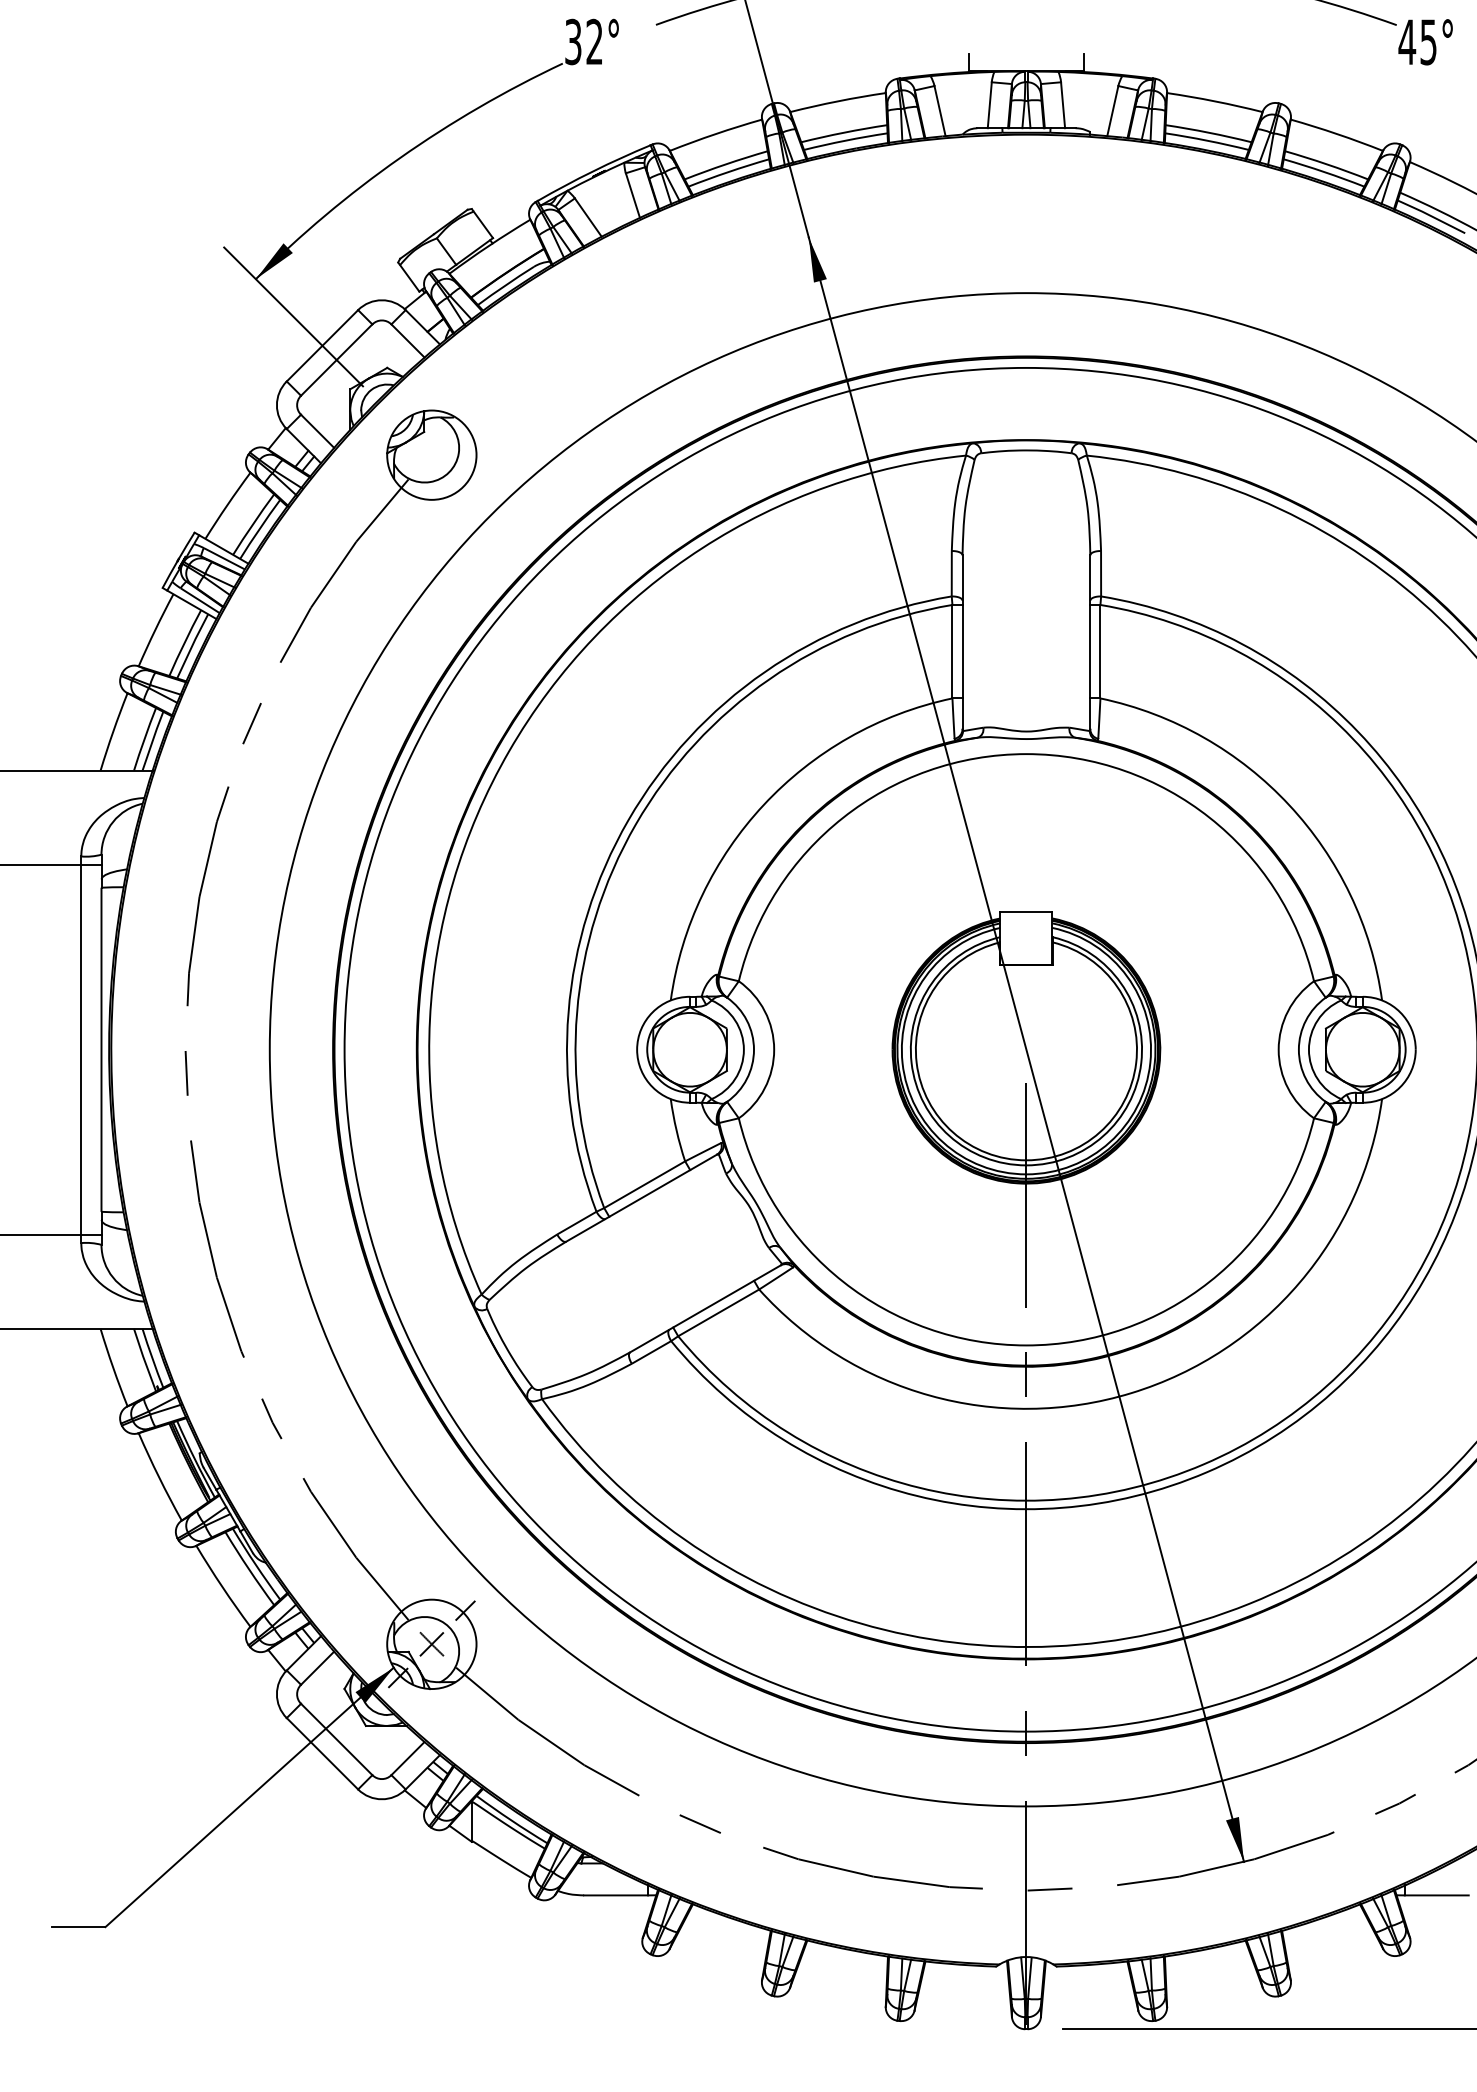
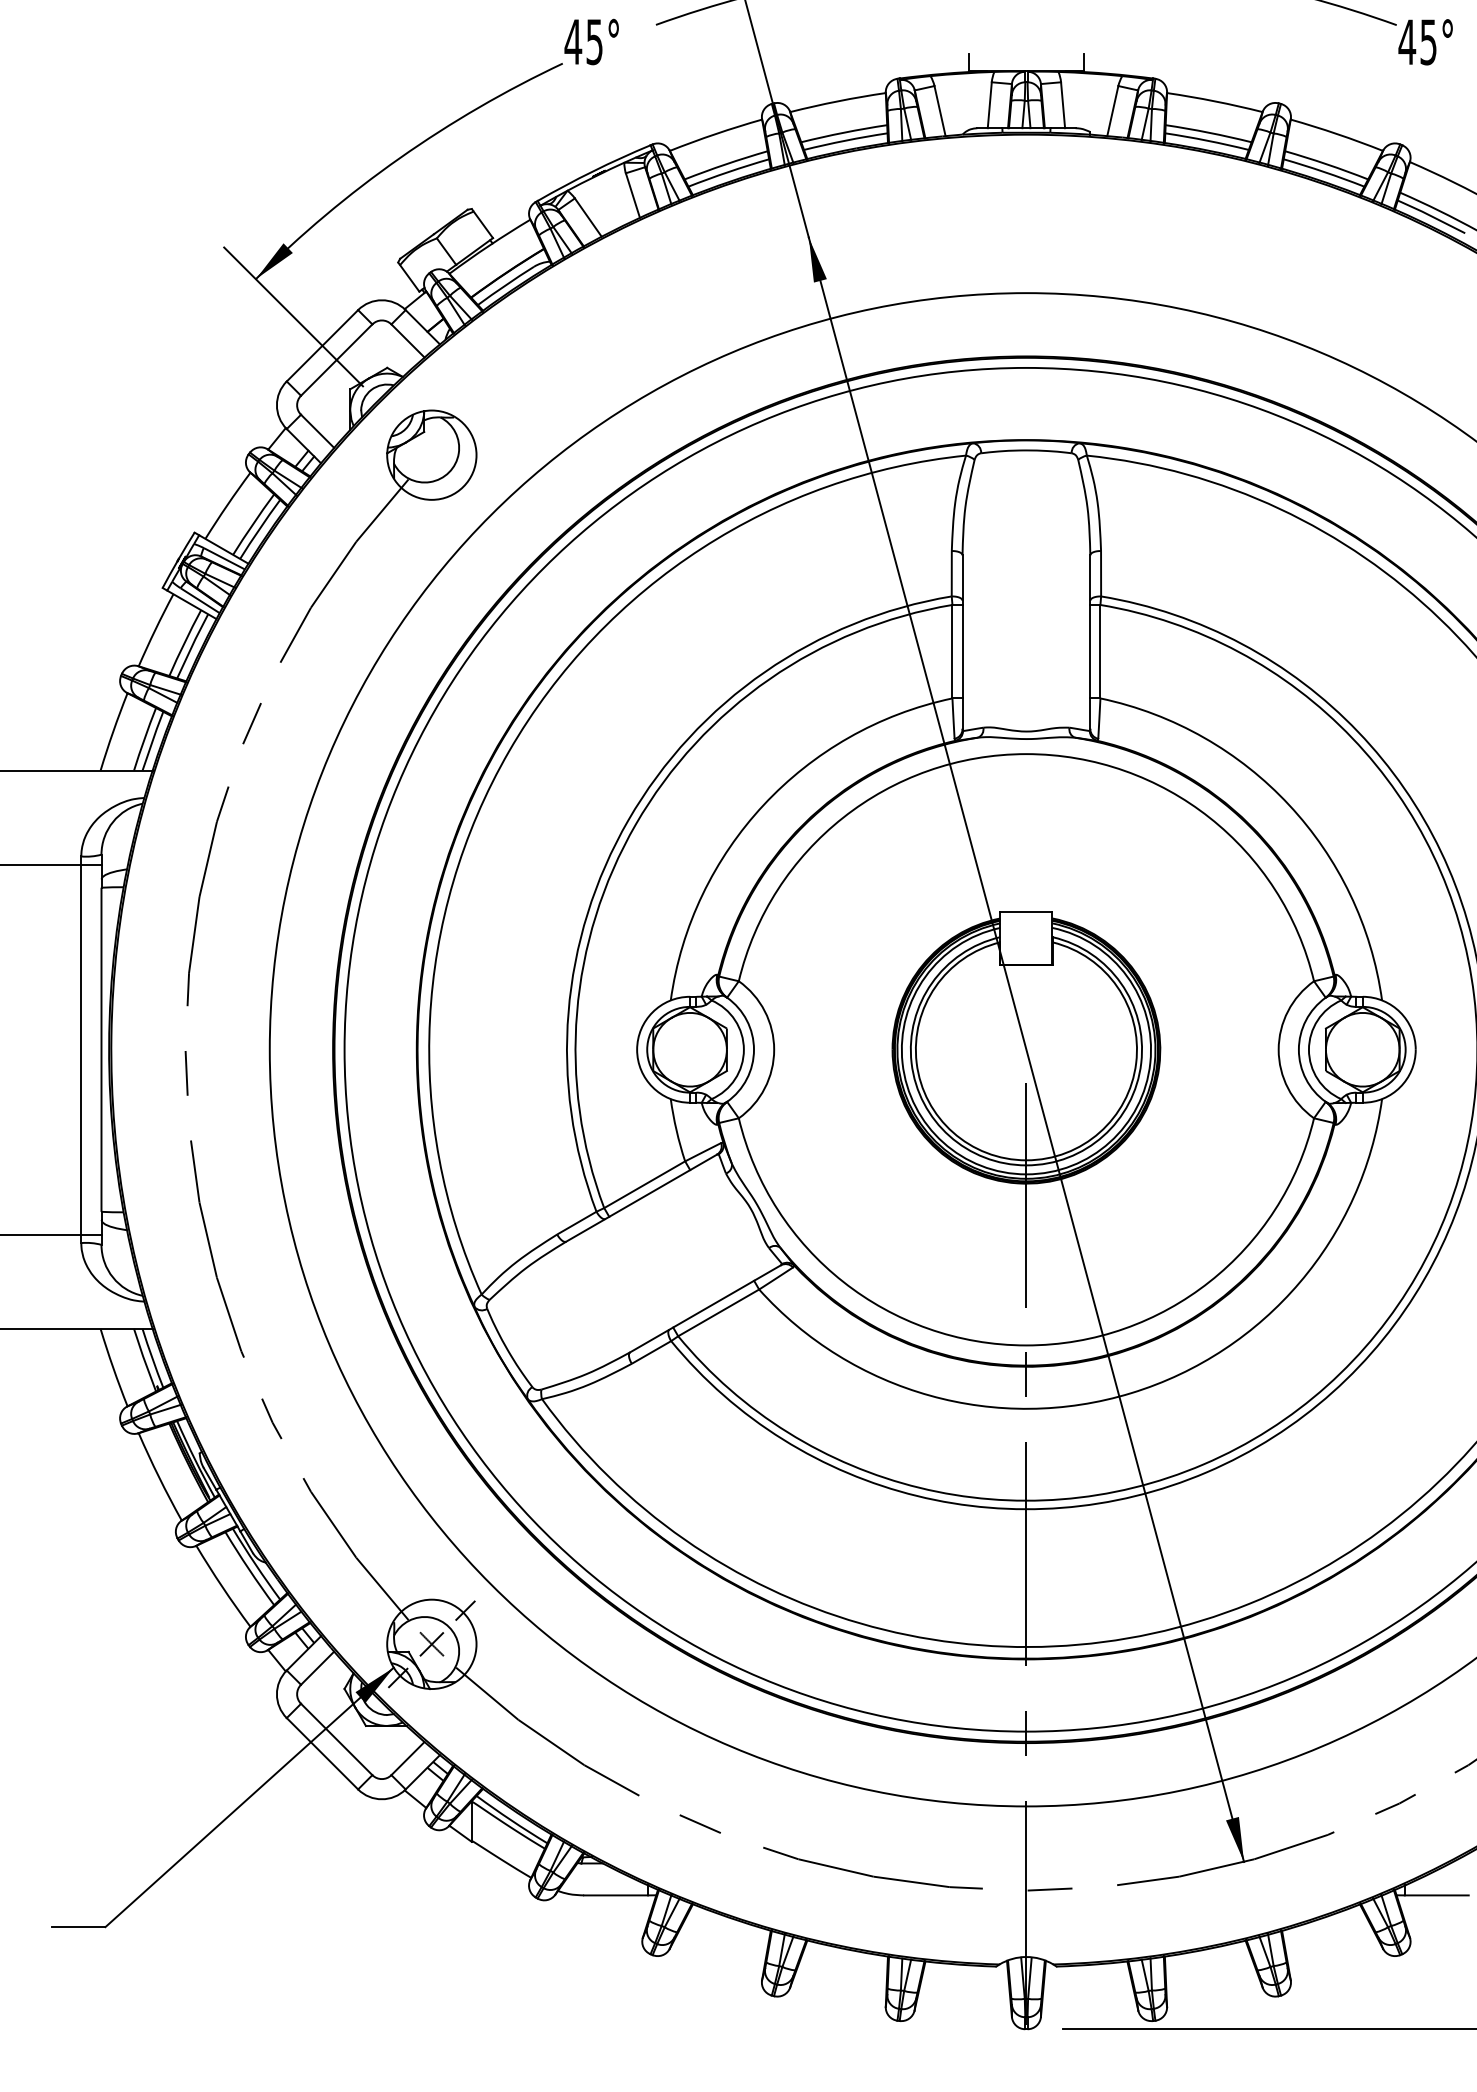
text: 32° -> 45° (583, 41)
